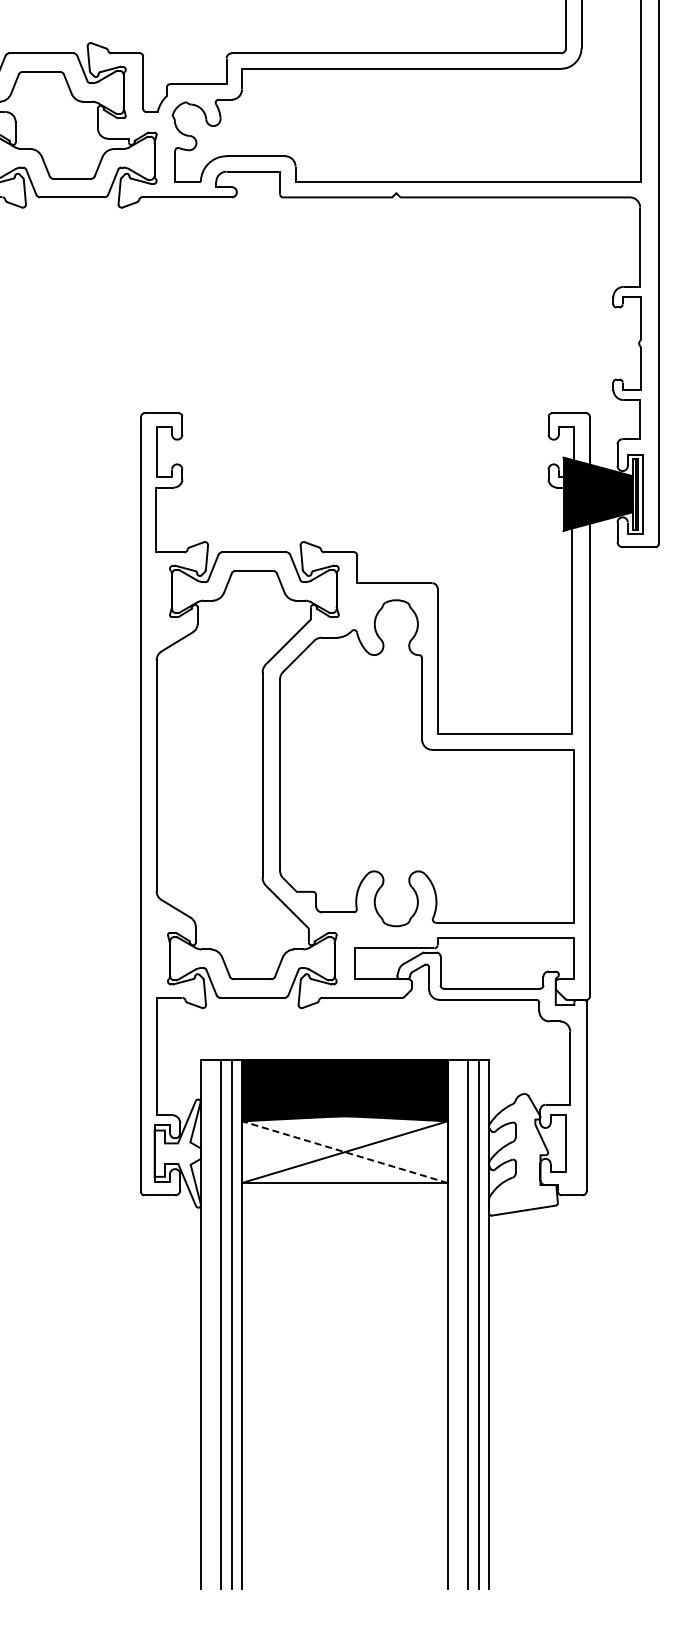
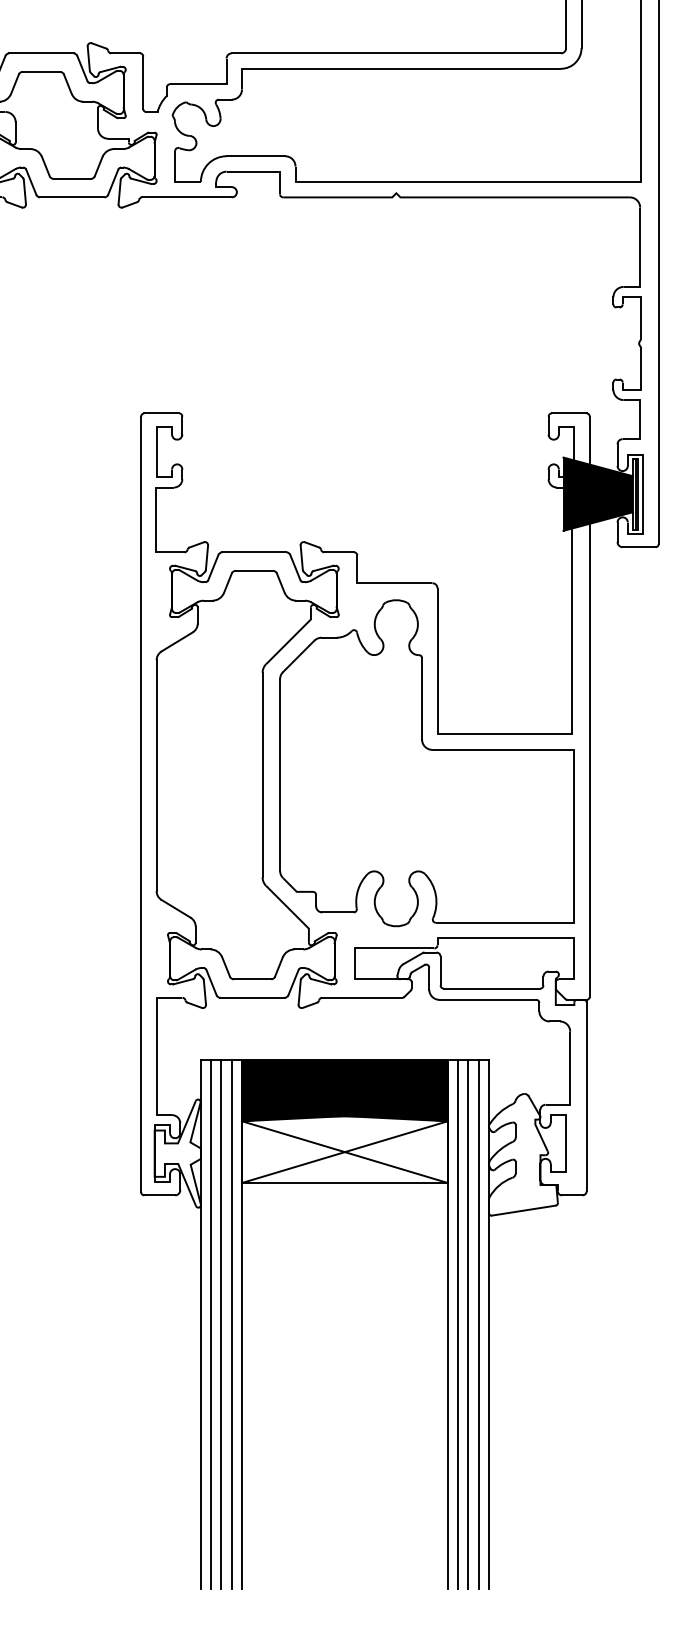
line: dashed -> solid (344, 1152)
line: none -> present (211, 1323)
line: none -> present (458, 1323)
